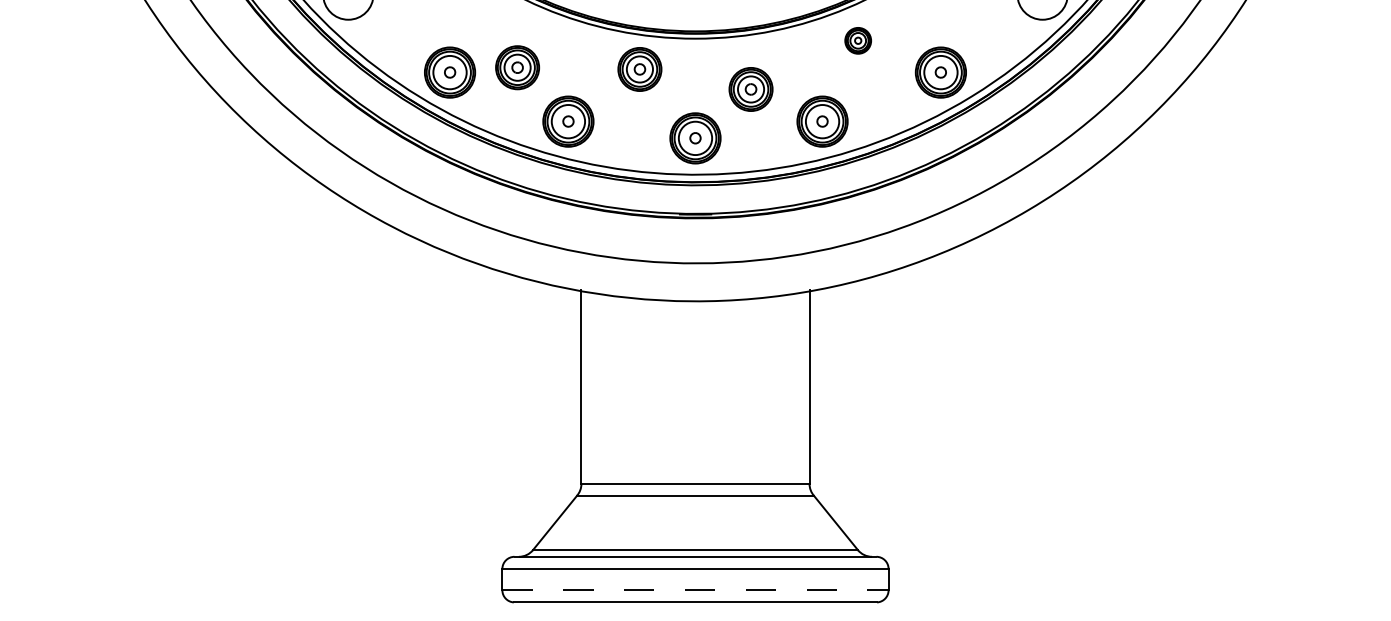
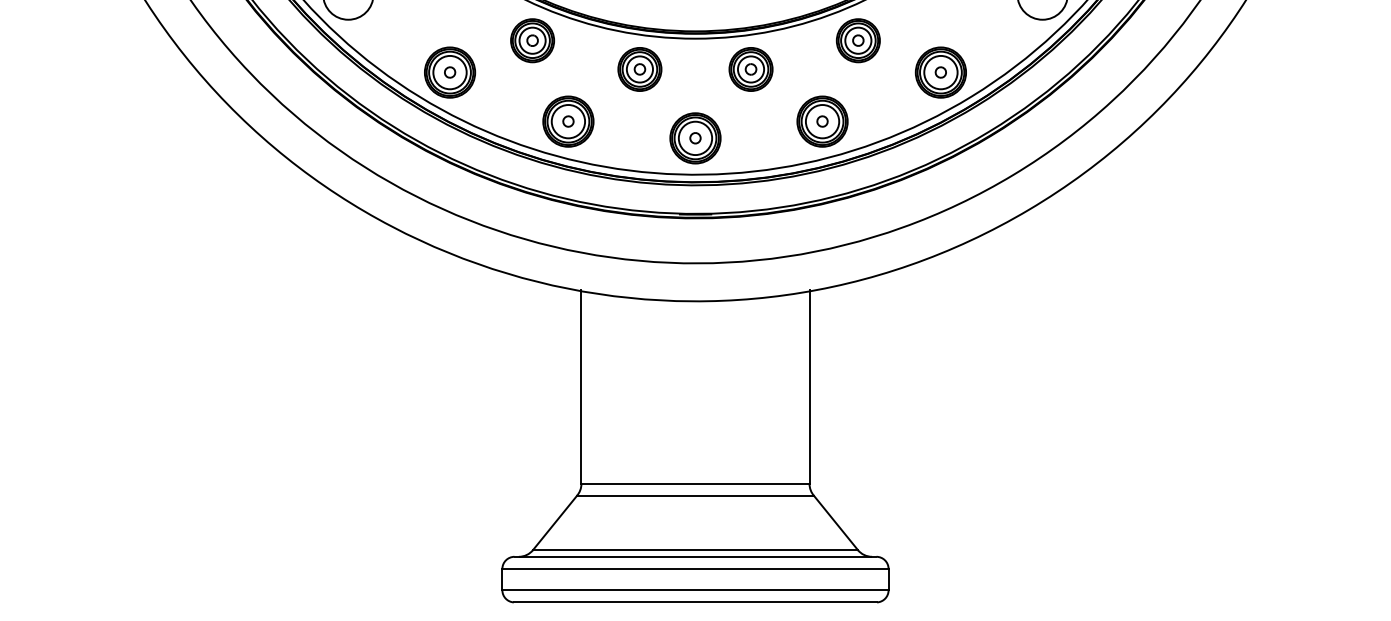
part size: 28x28 px -> 46x46 px (857, 40)
part position: (517, 67) -> (532, 40) (532, 40)
part position: (750, 89) -> (750, 69) (750, 69)
line: dashed -> solid (695, 590)
